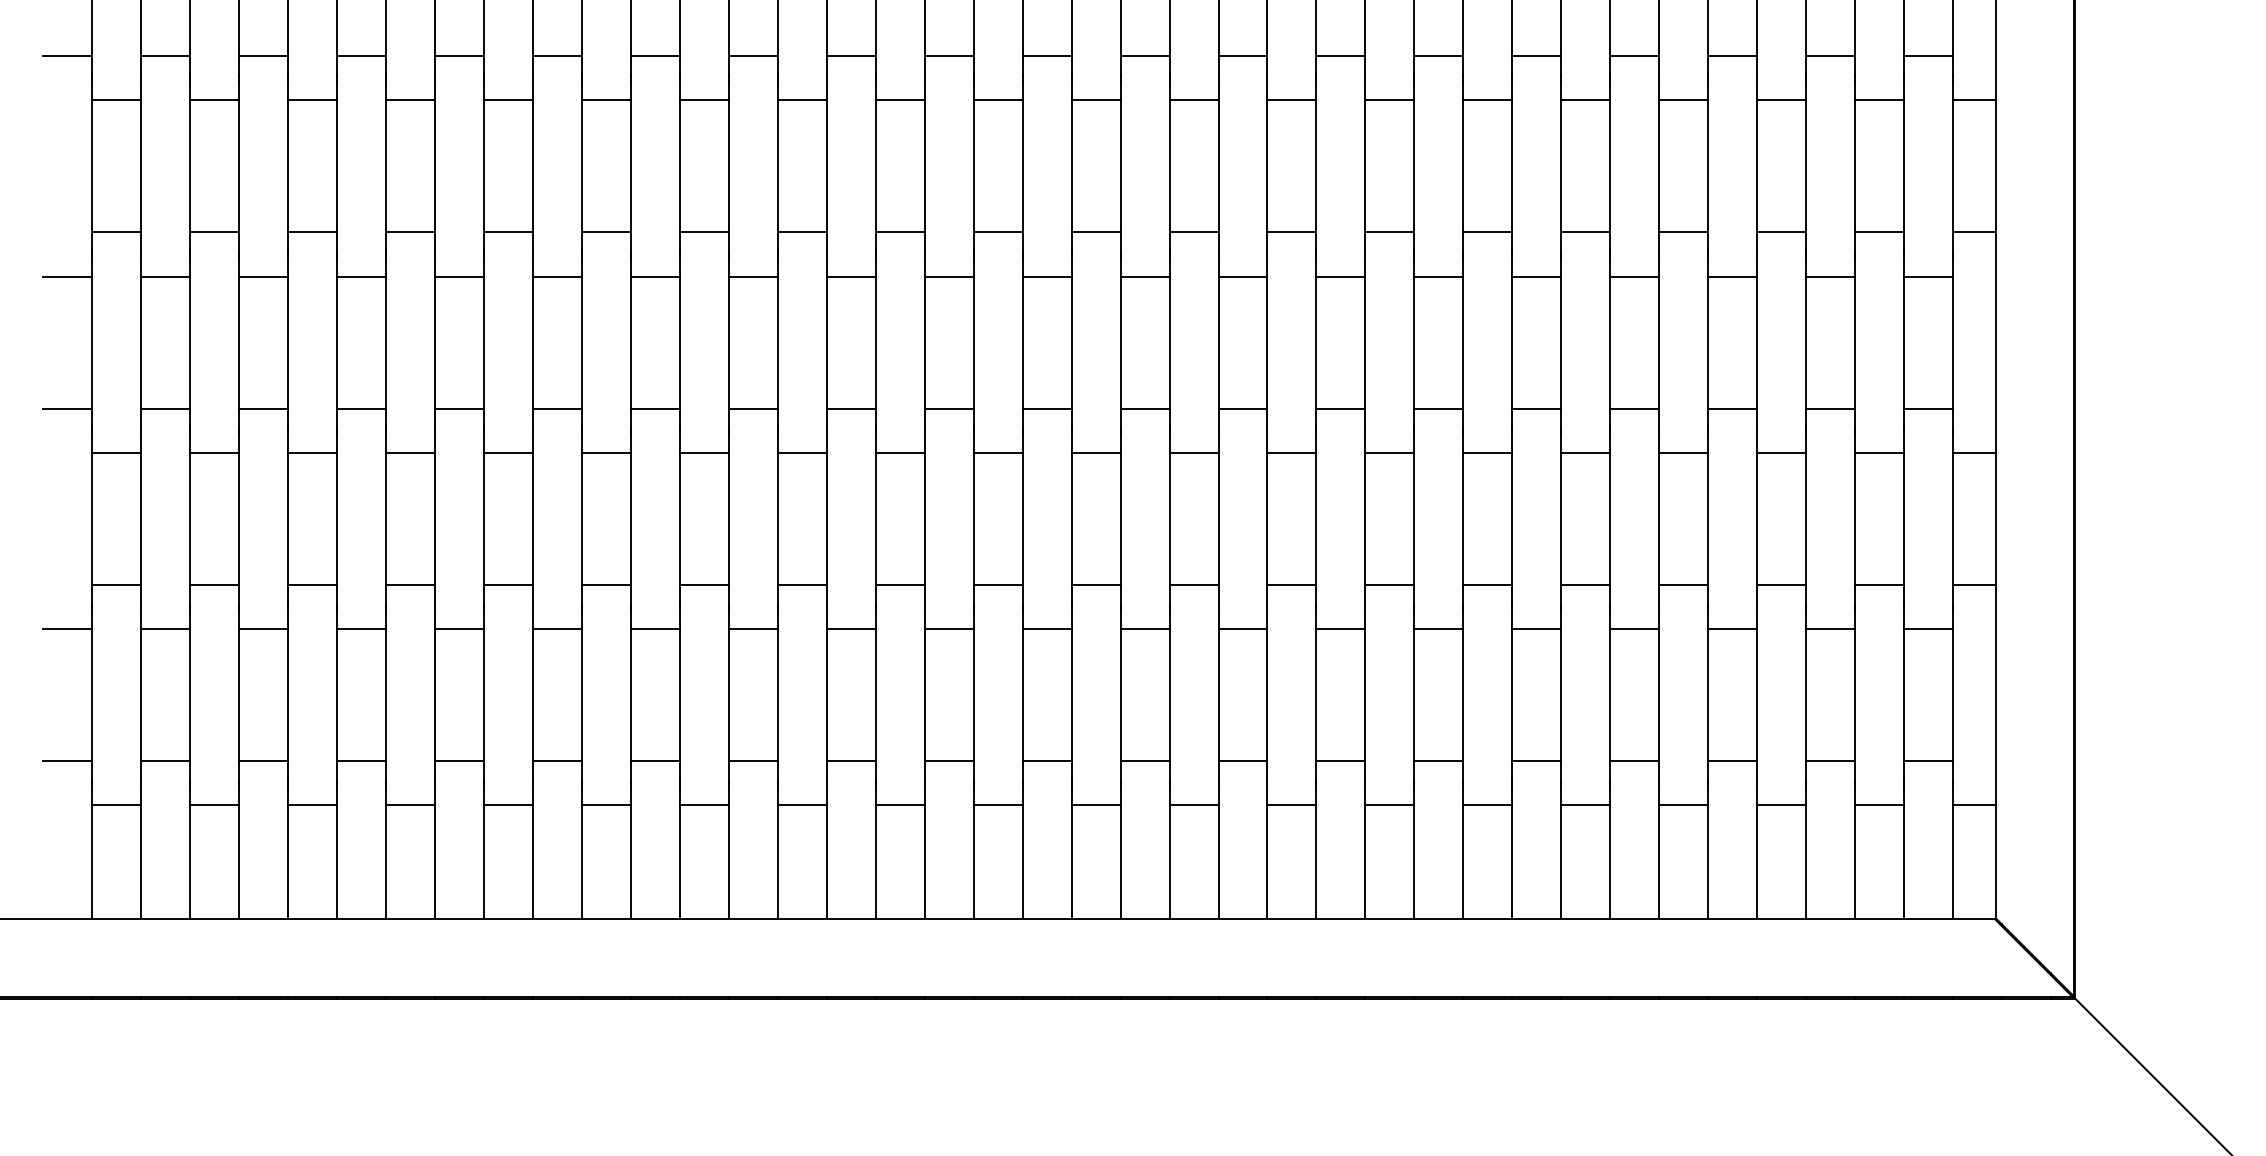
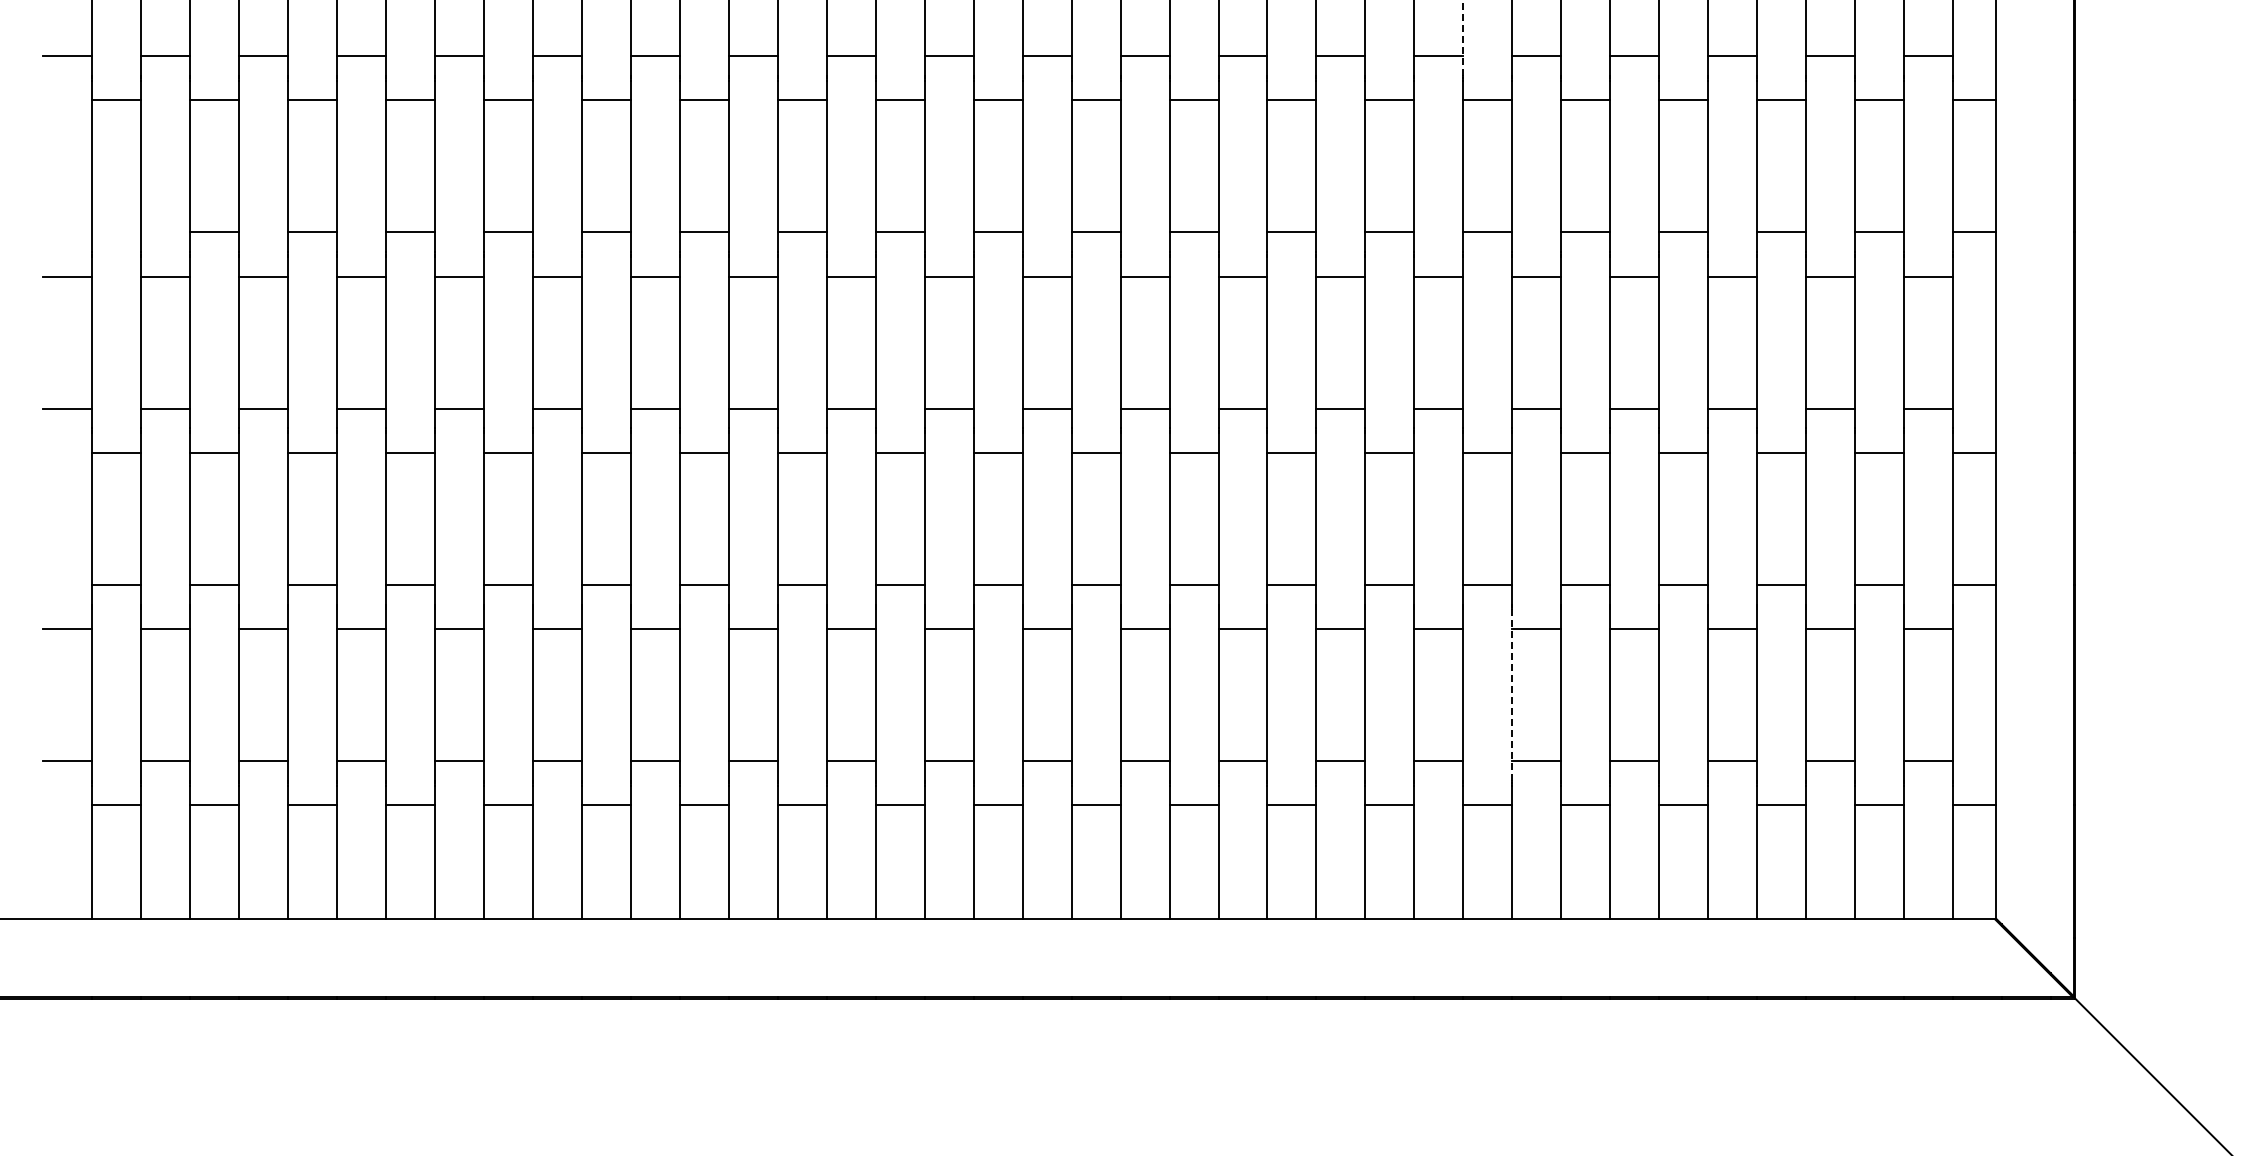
line: solid -> dashed (1463, 37)
line: present -> none (116, 232)
line: solid -> dashed (1512, 695)
